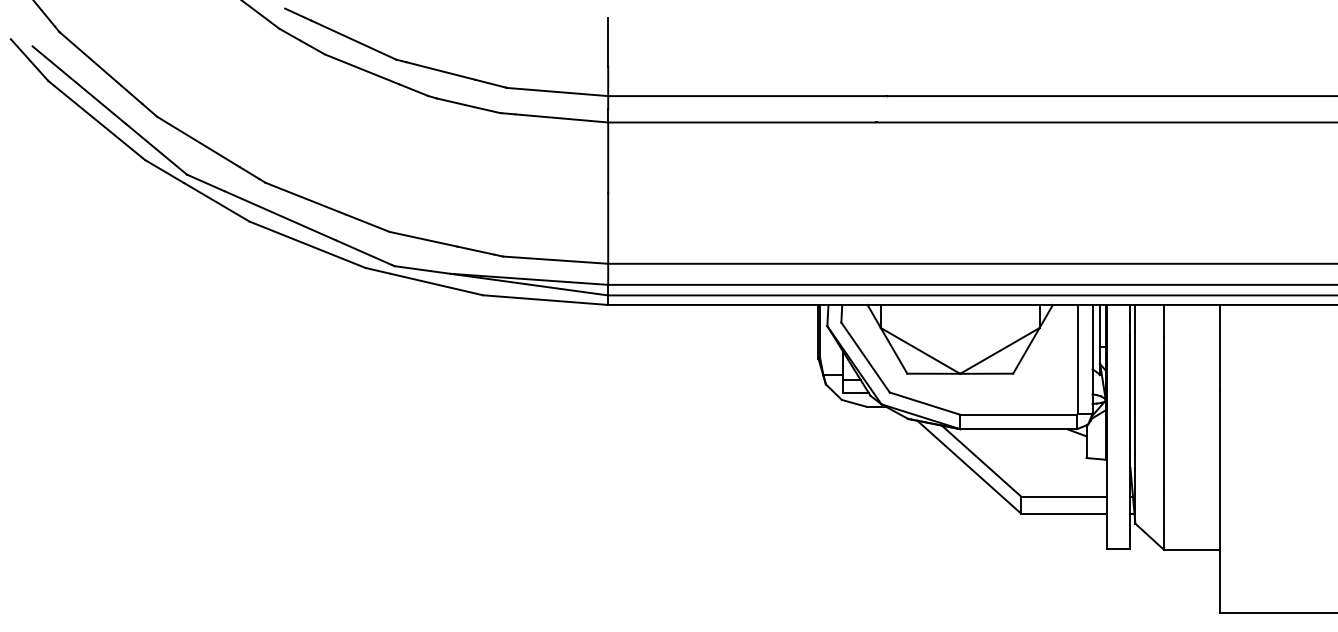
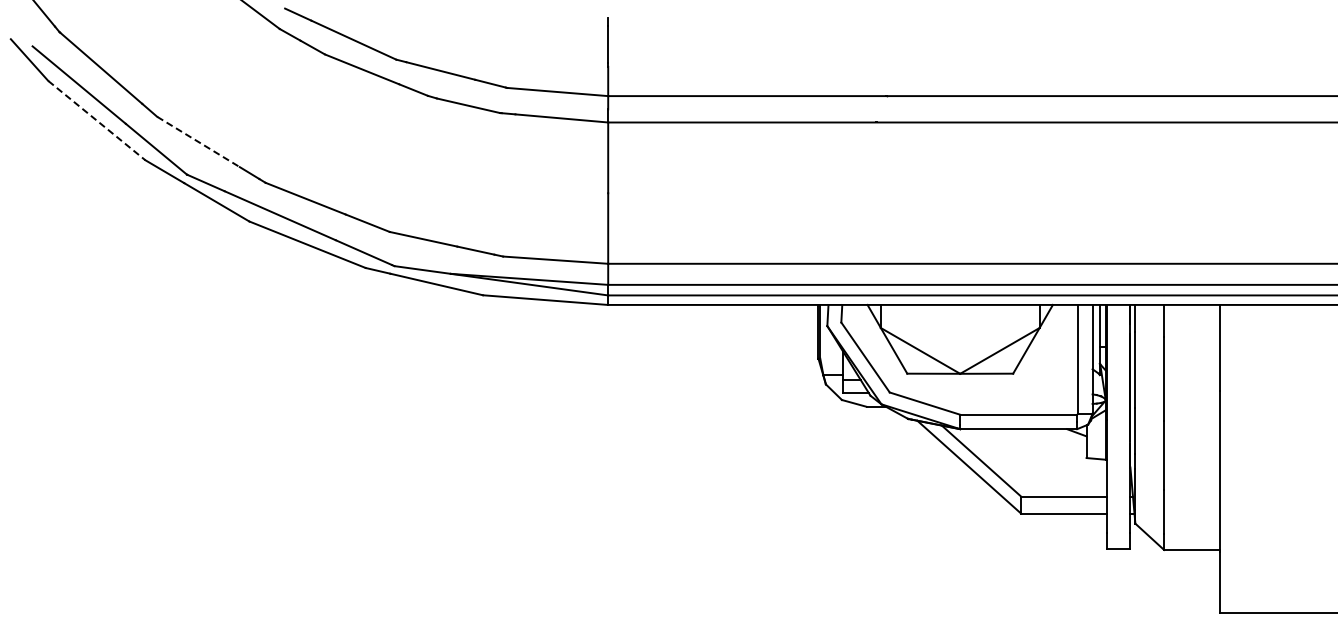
line: solid -> dashed (96, 120)
line: solid -> dashed (198, 142)
